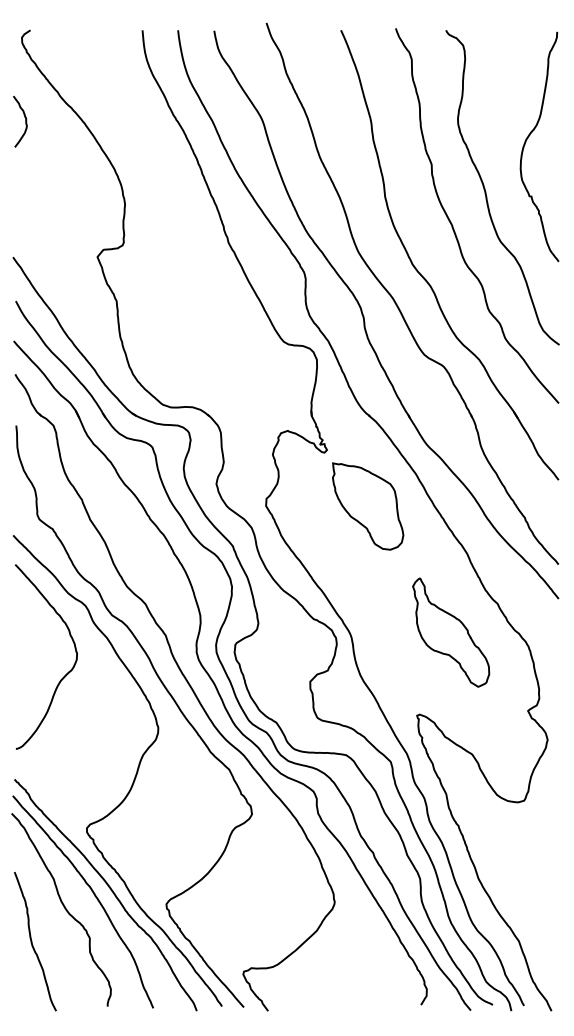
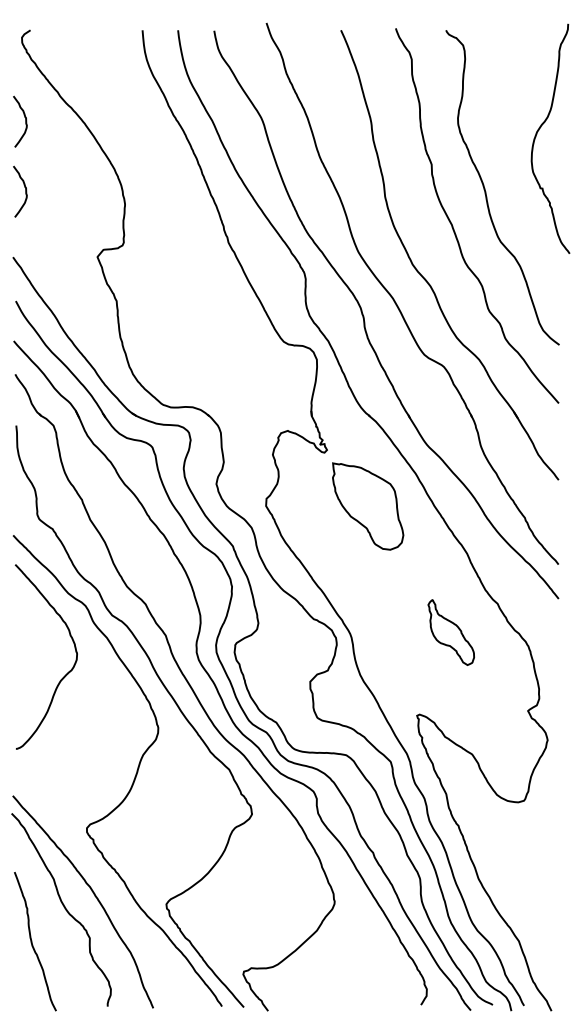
curve position: (528, 138) -> (539, 130) (539, 130)
curve: none -> present (25, 191)
part size: 79x111 px -> 48x67 px (450, 632)
curve: present -> none (110, 890)
